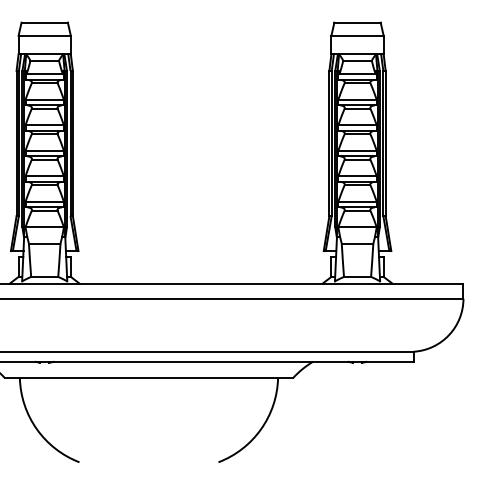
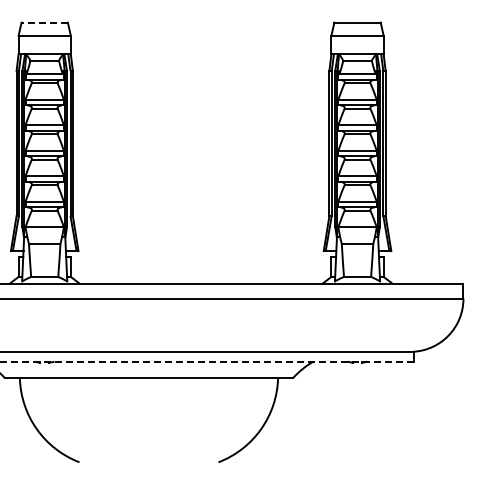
line: solid -> dashed (44, 22)
line: solid -> dashed (206, 361)
